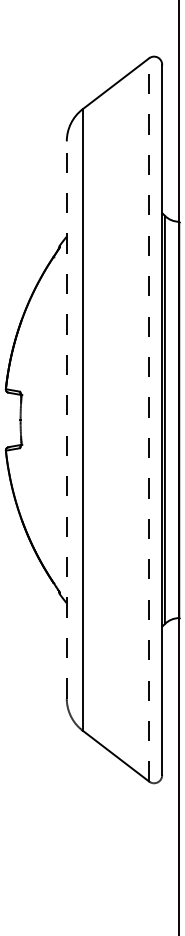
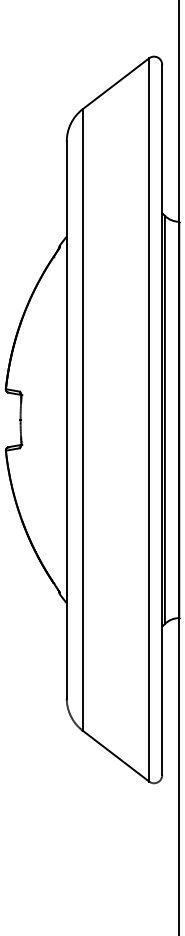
line: dashed -> solid (66, 419)
line: dashed -> solid (149, 419)
